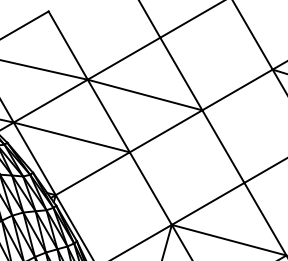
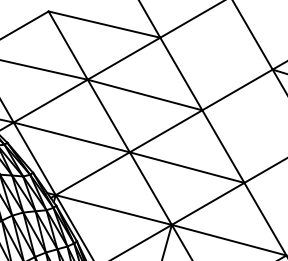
line: none -> present (104, 24)
line: none -> present (186, 167)
line: none -> present (113, 209)
